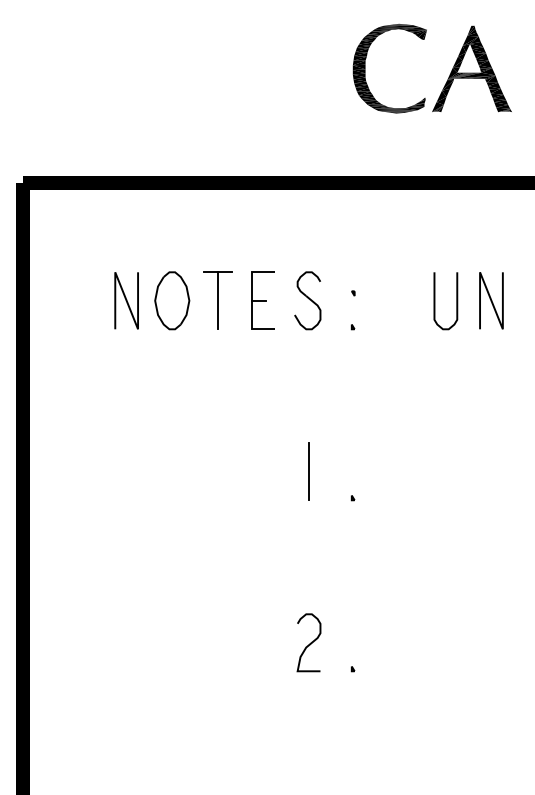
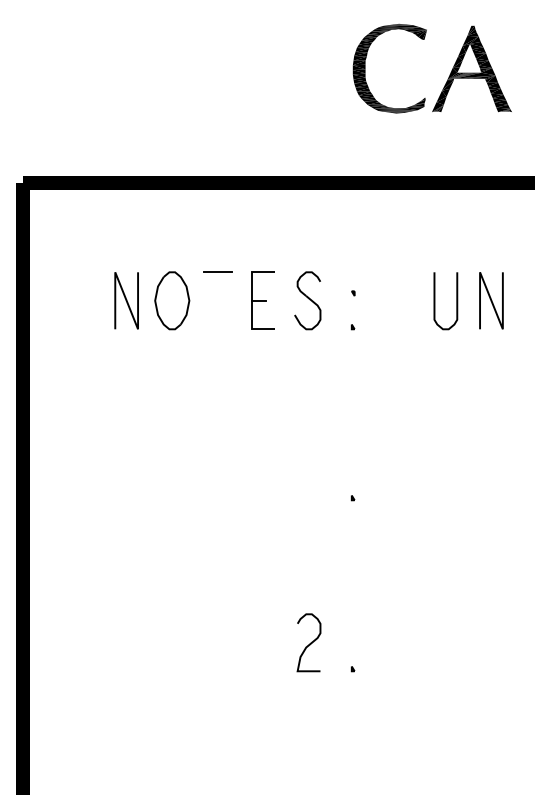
line: present -> none (217, 300)
line: present -> none (309, 471)
